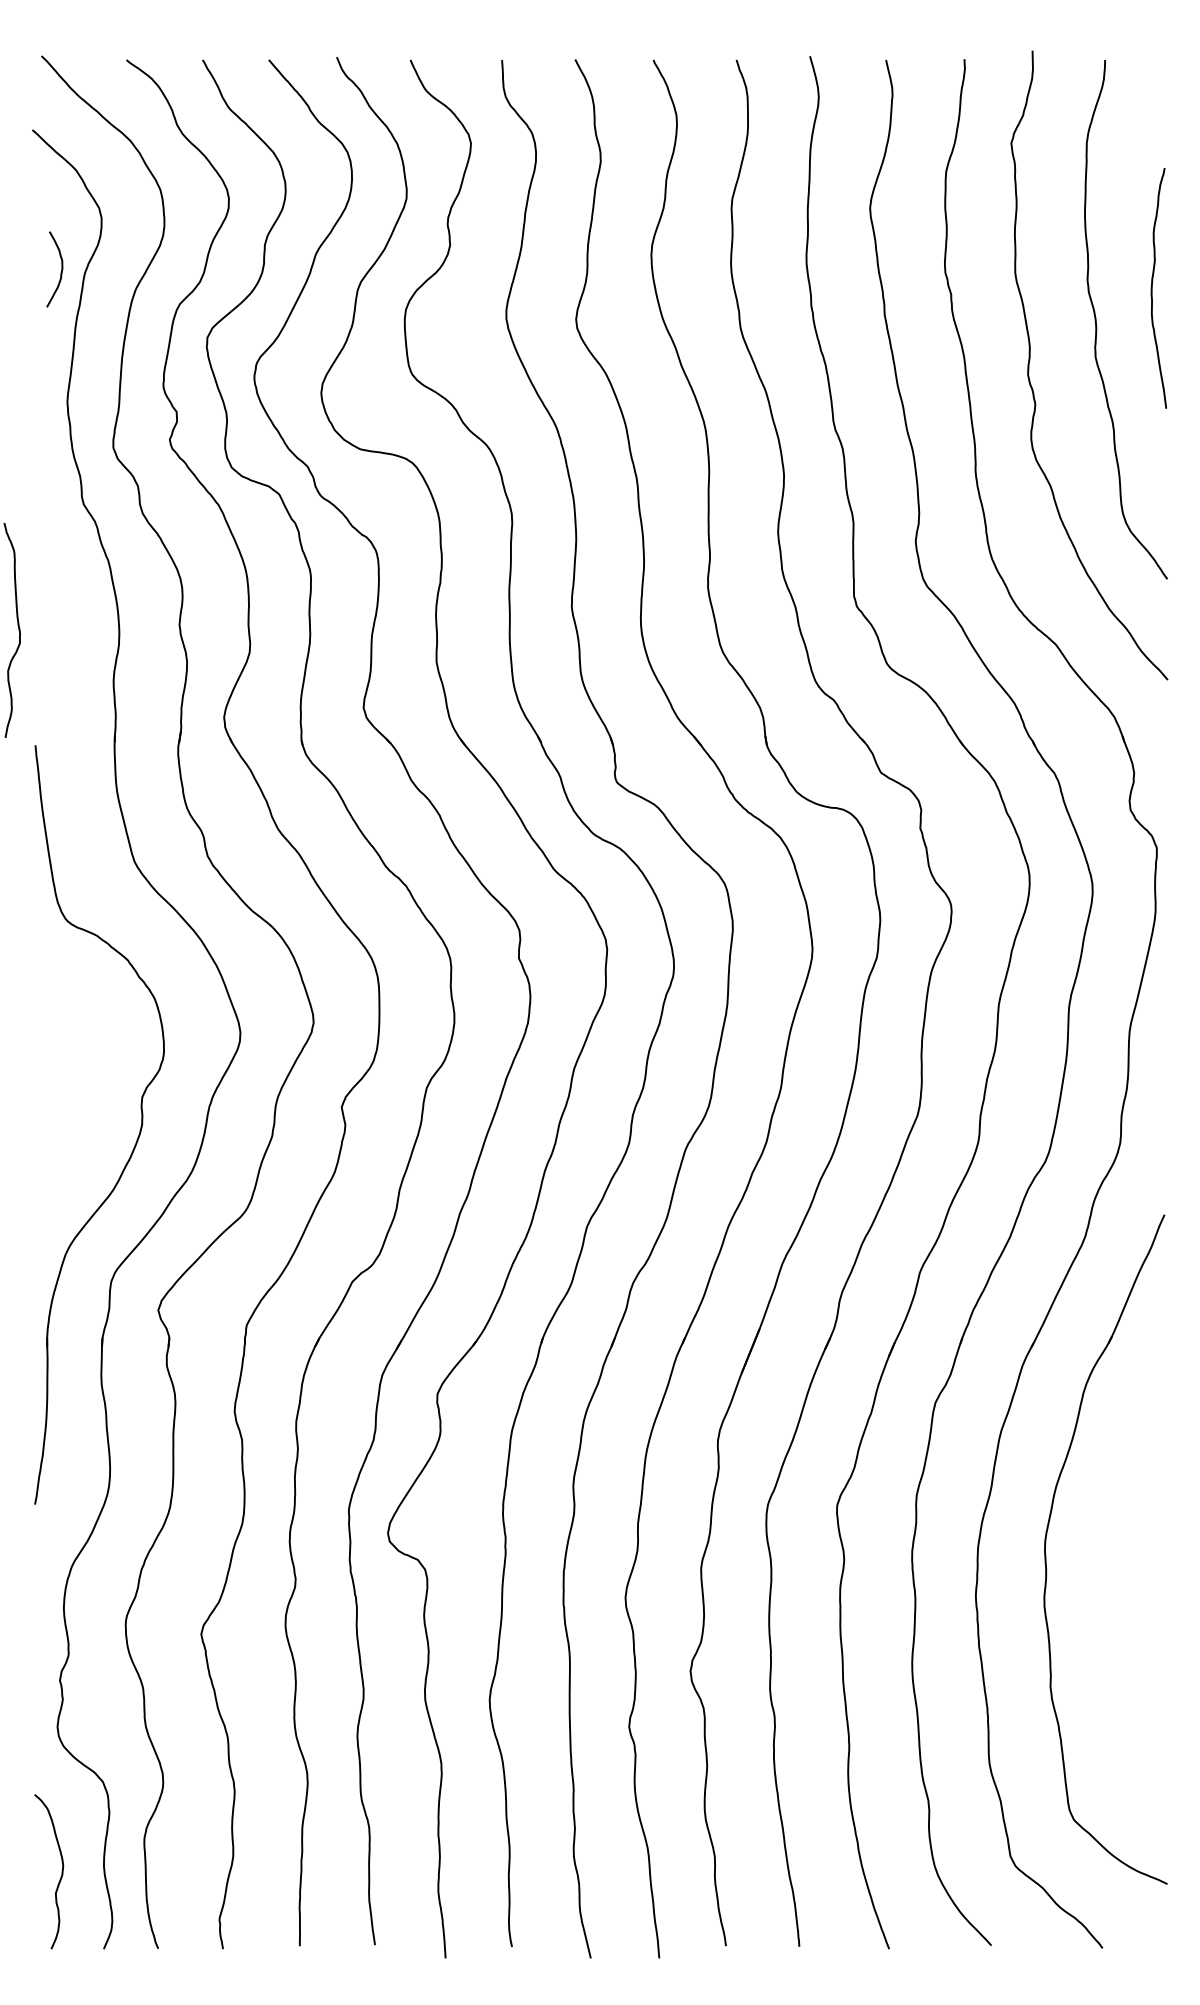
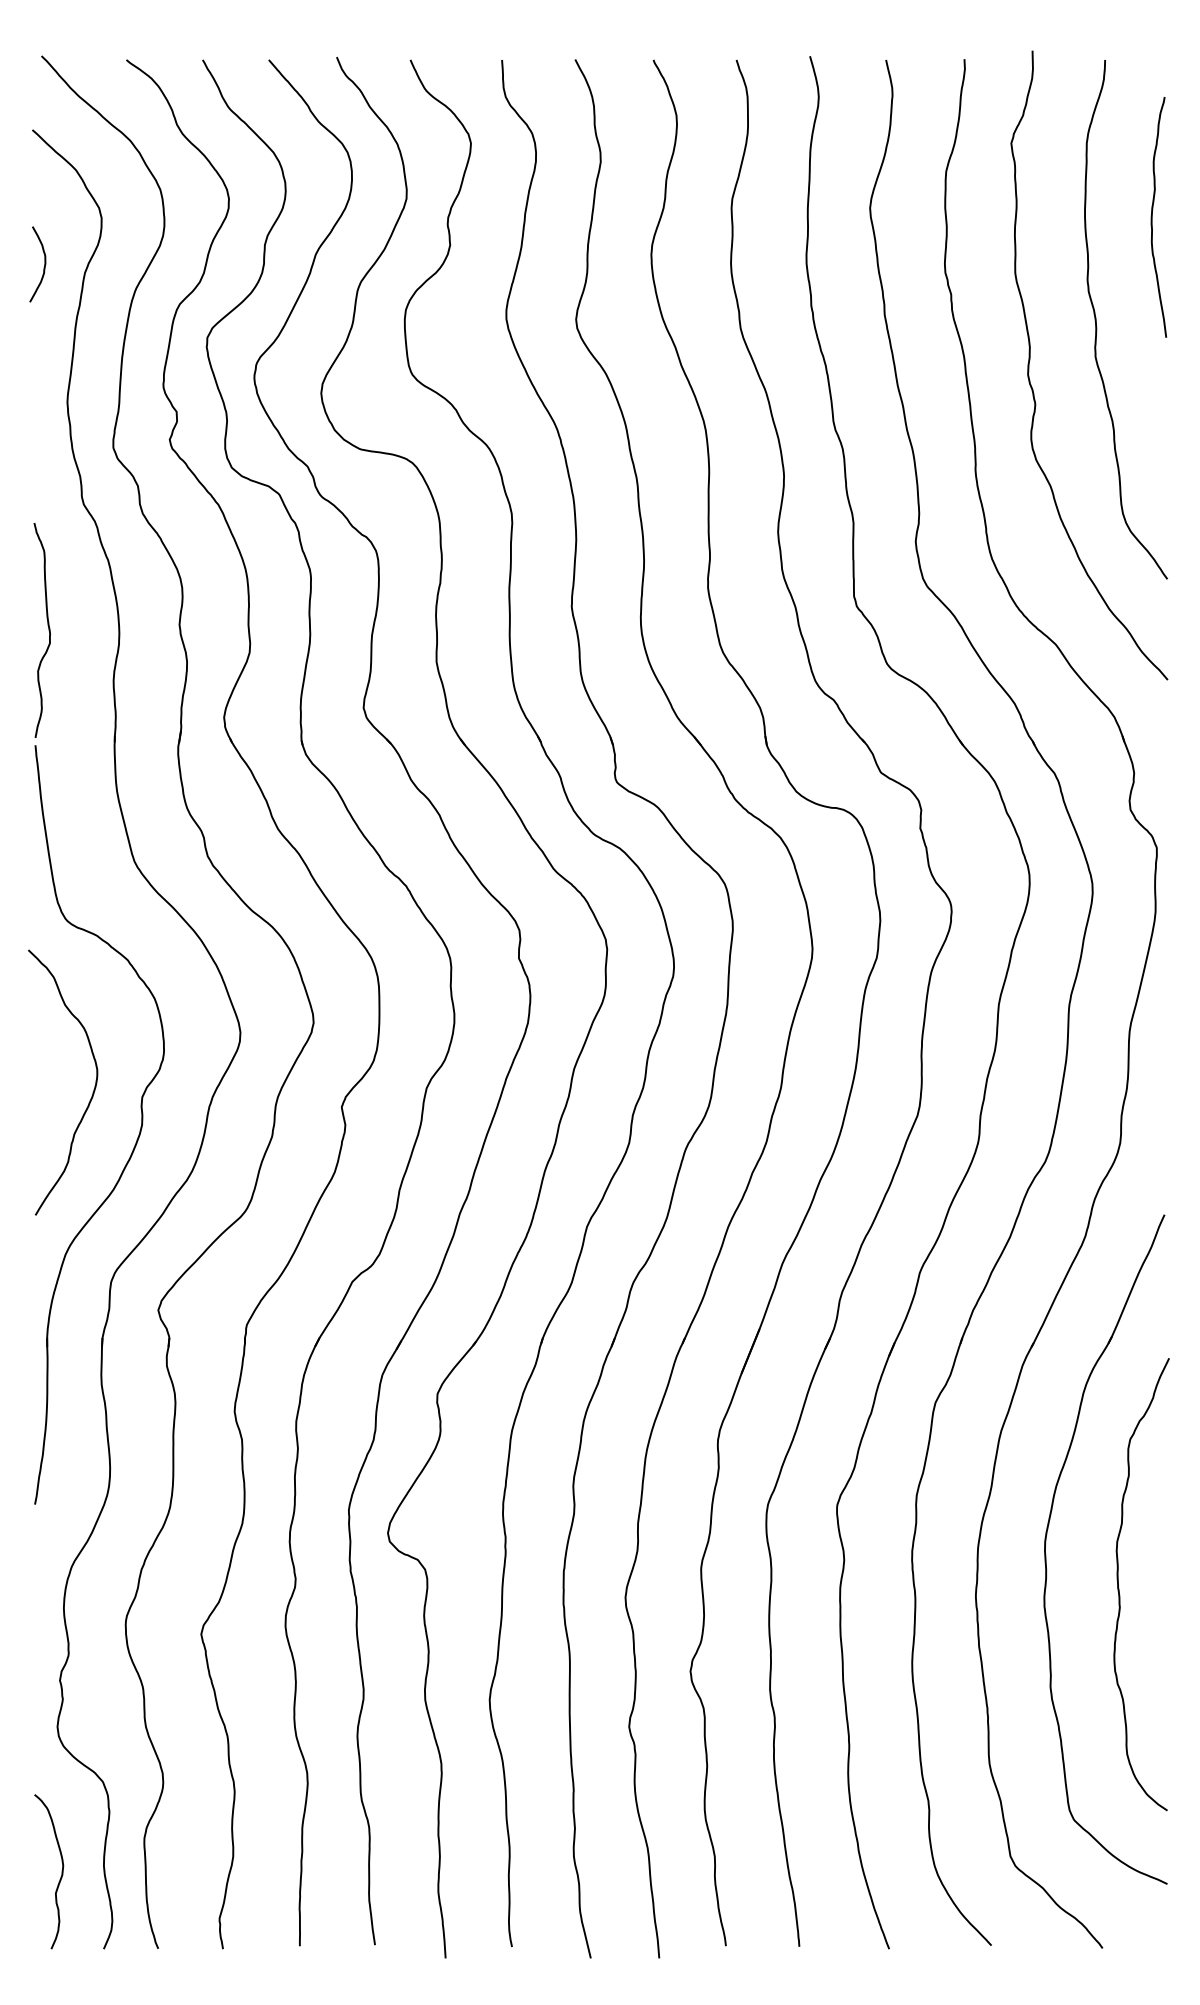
curve position: (60, 272) -> (43, 267) (43, 267)
curve position: (1152, 288) -> (1152, 217) (1152, 217)
curve position: (18, 630) -> (48, 630) (48, 630)
curve: none -> present (92, 1092)
curve: none -> present (1119, 1588)
